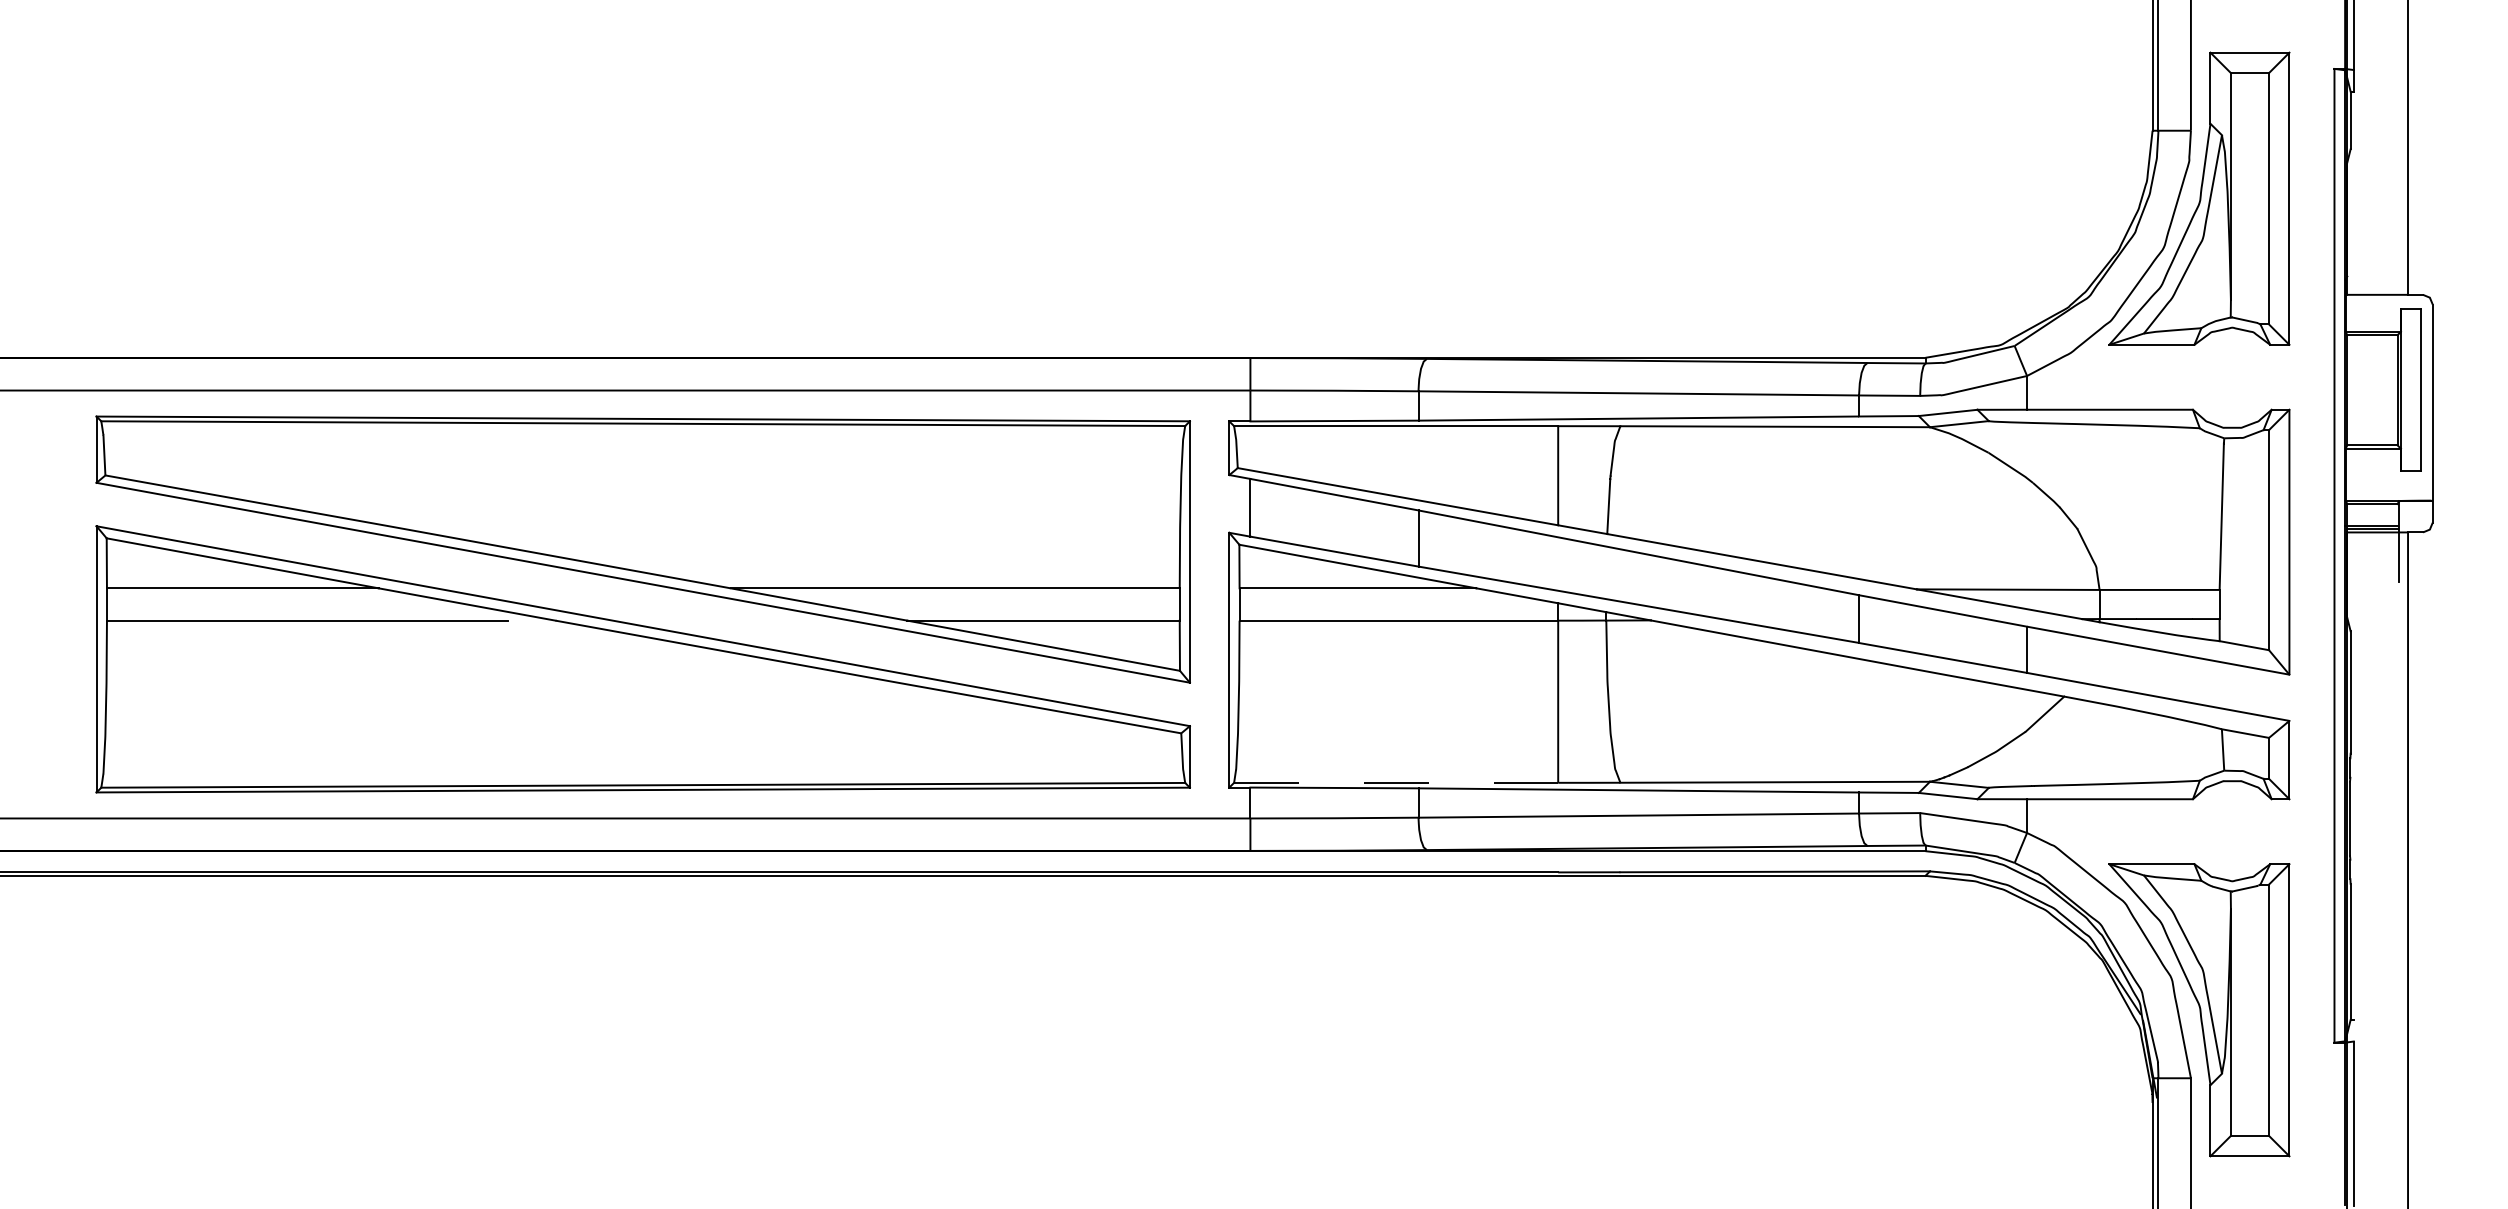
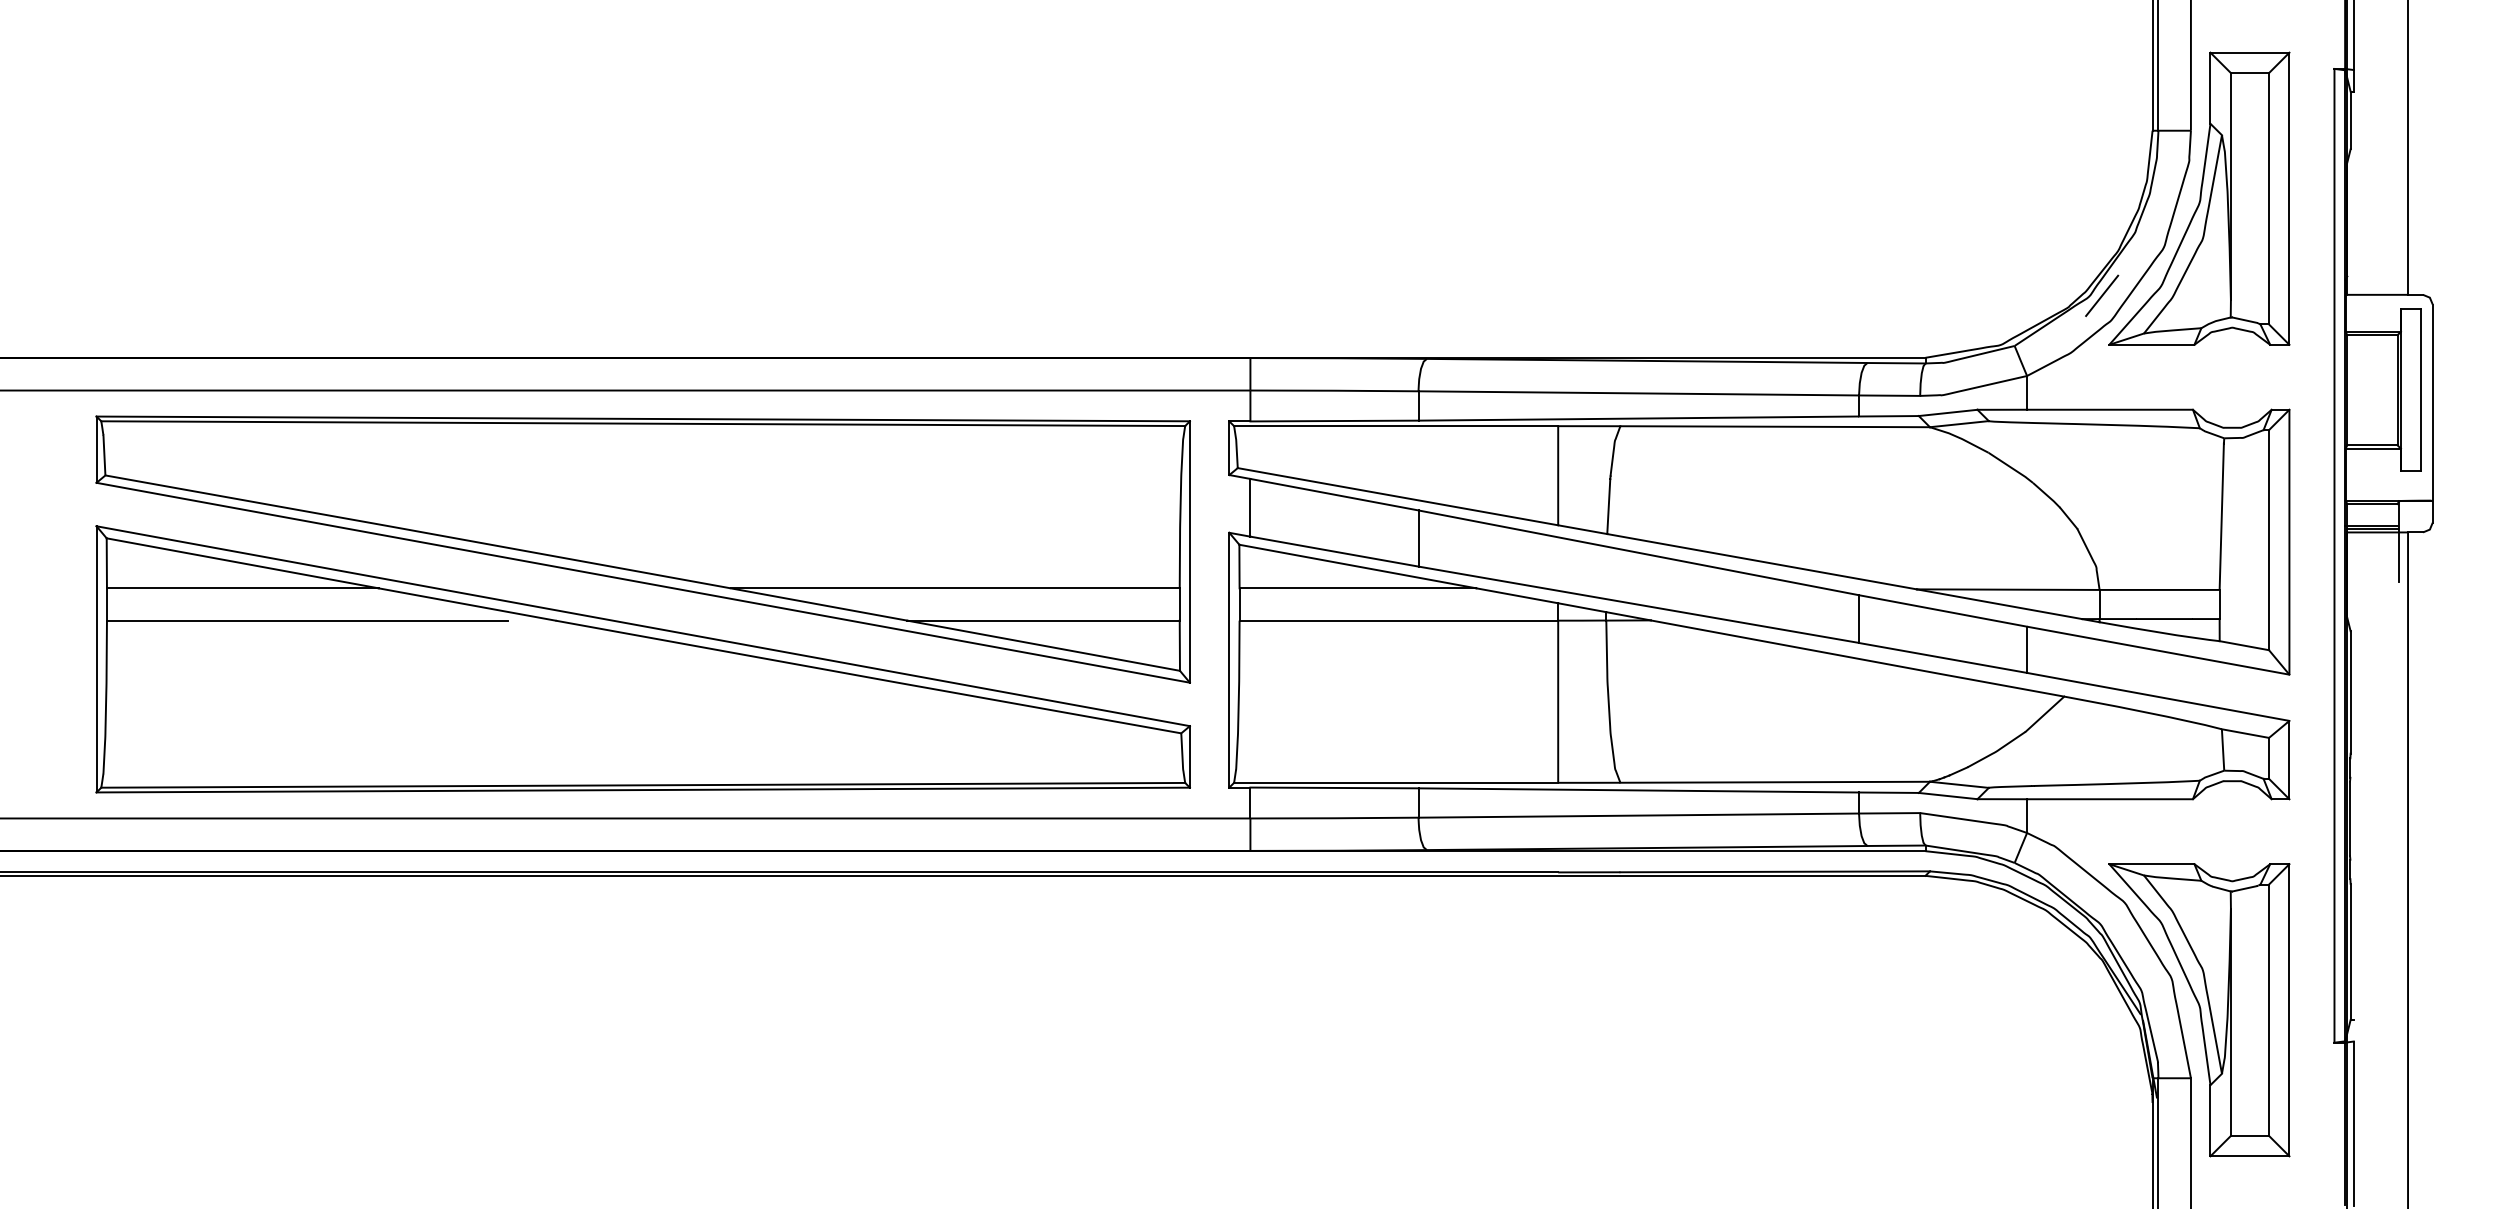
line: none -> present (2102, 295)
line: dashed -> solid (1396, 782)
